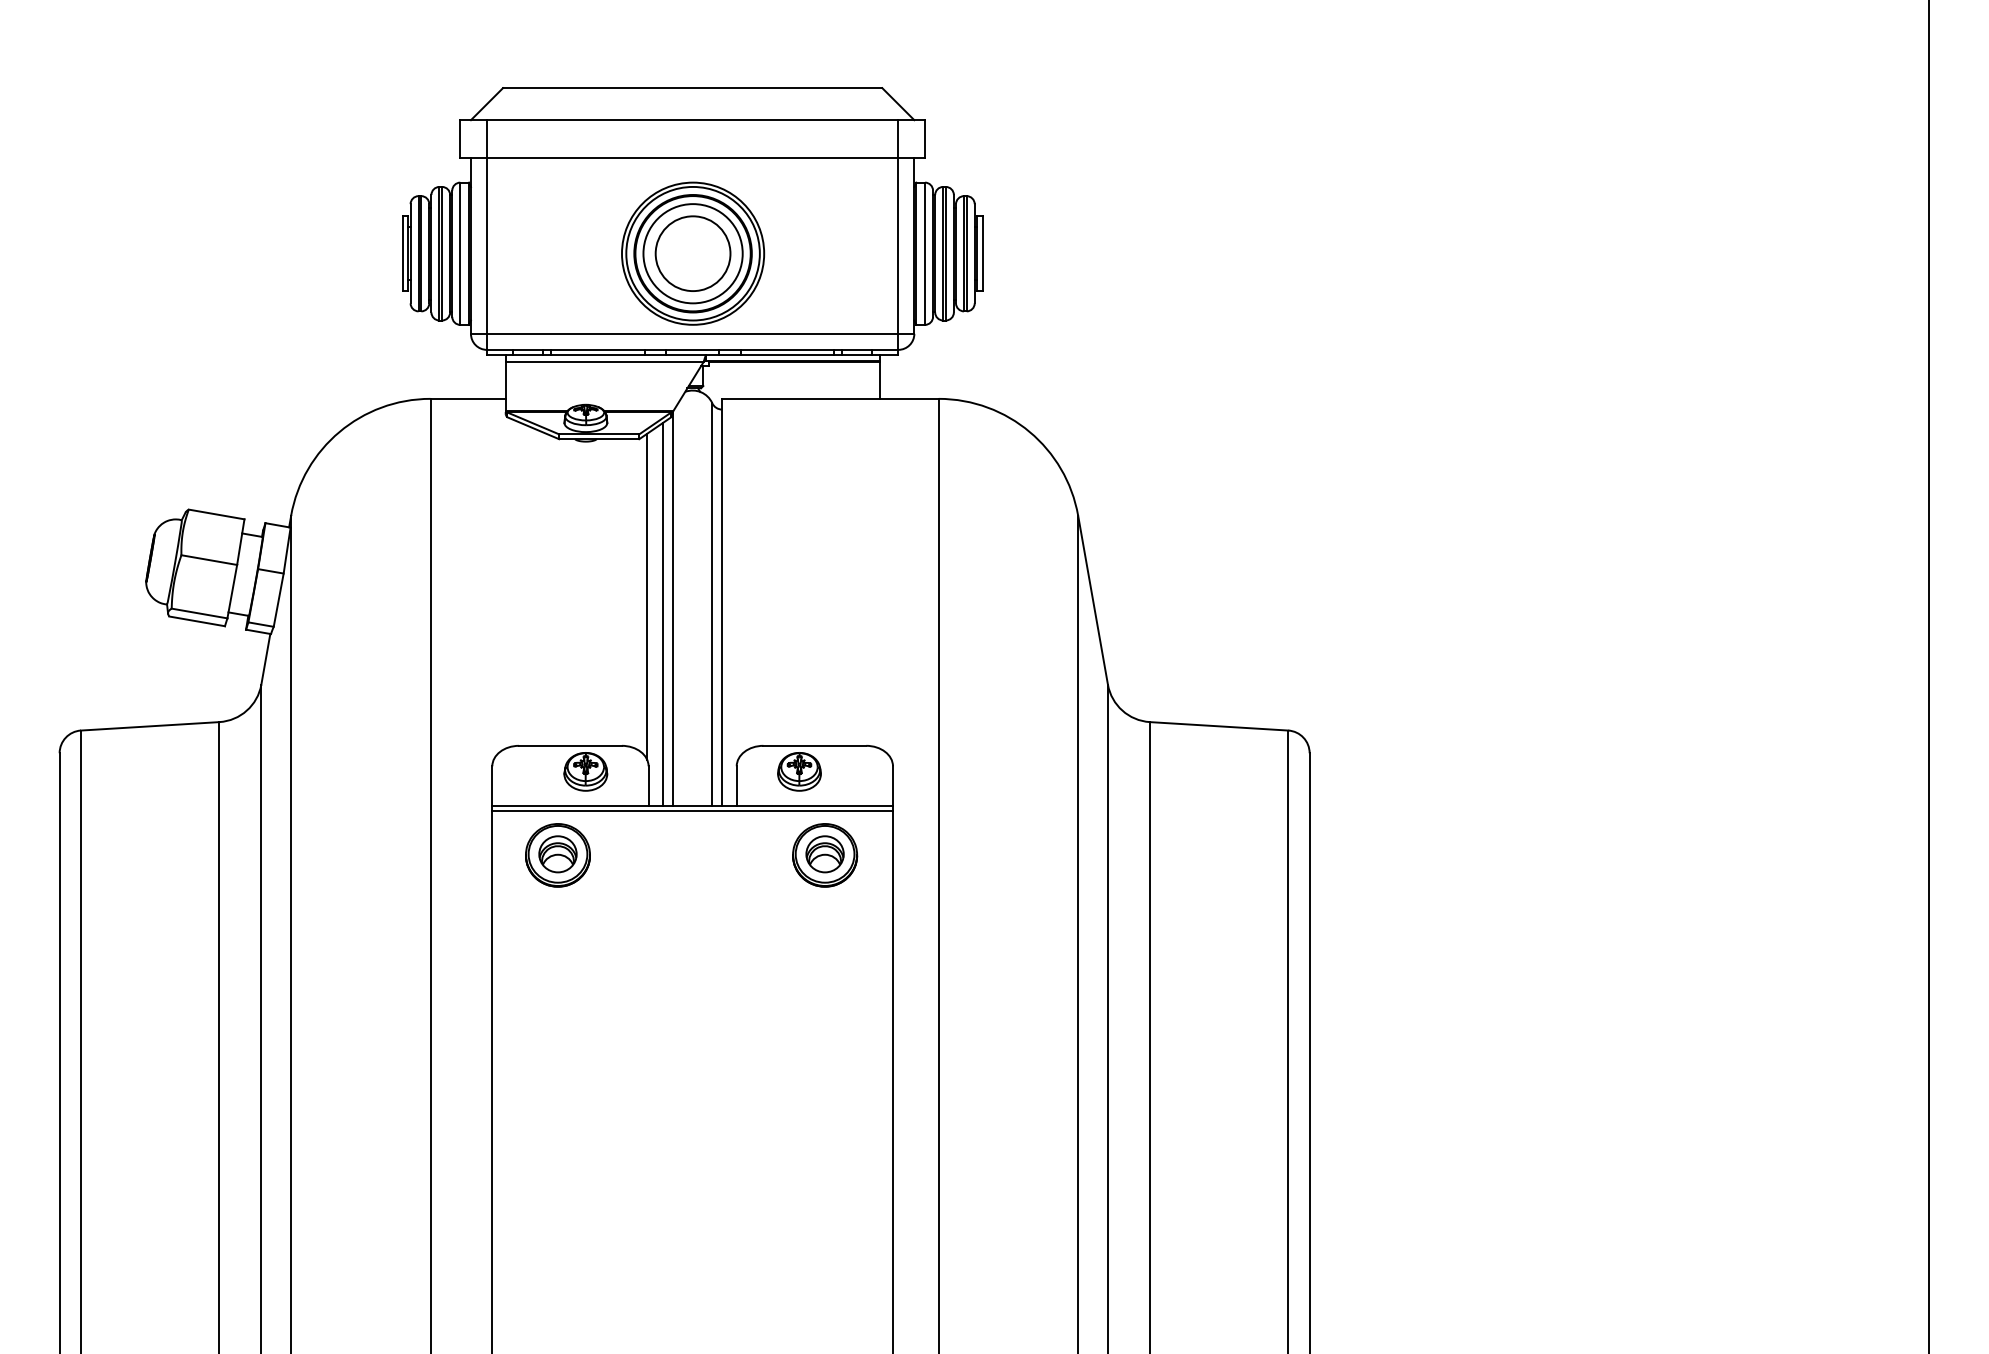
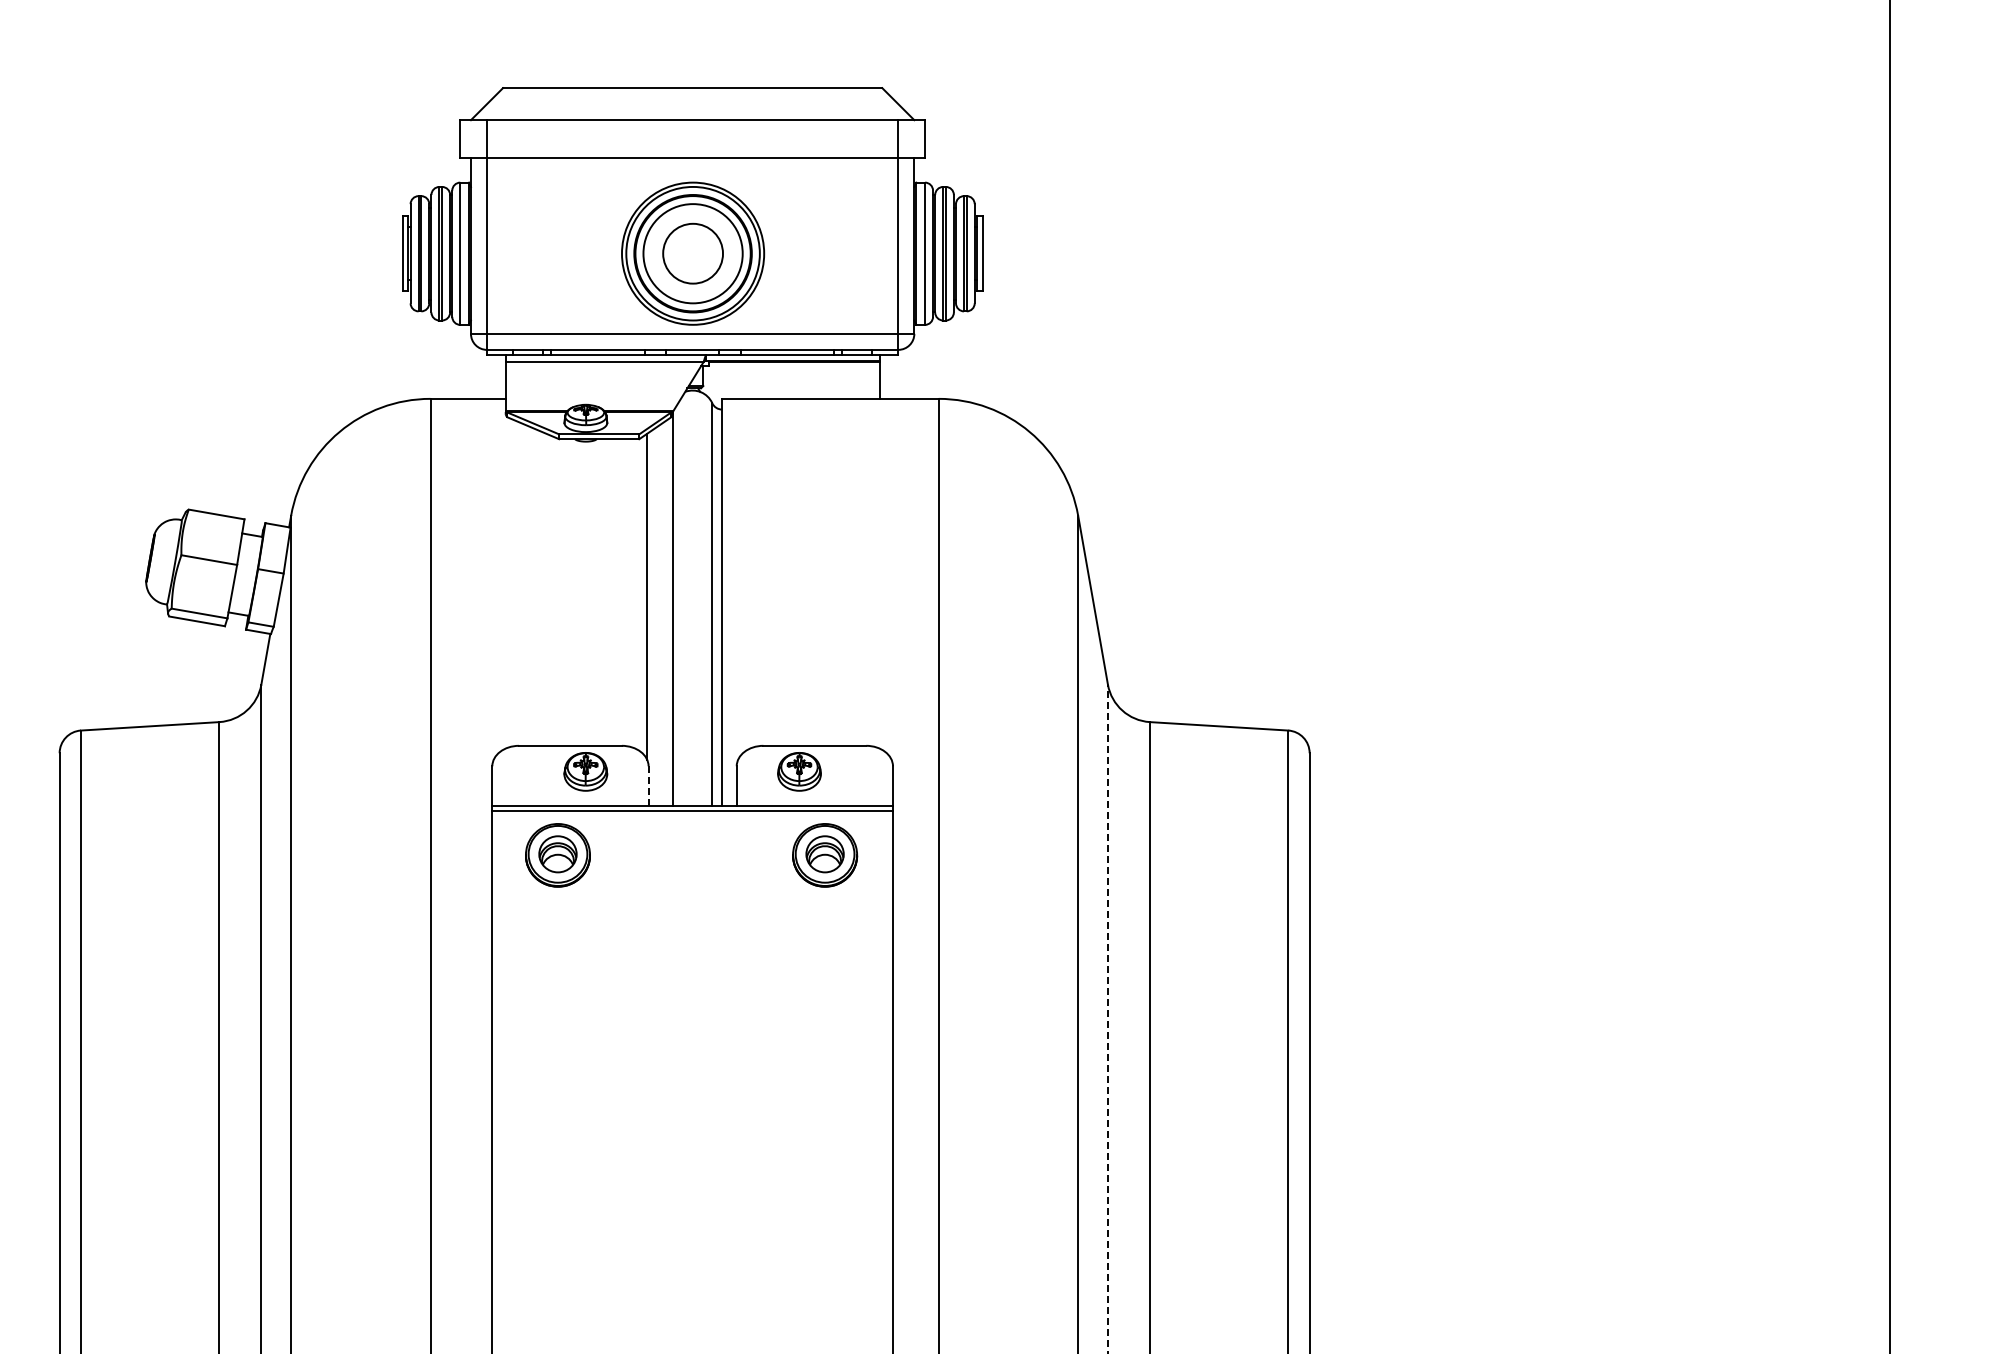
circle diameter: 75 px -> 60 px (693, 253)
line: present -> none (663, 614)
line position: (1929, 676) -> (1890, 676) (1890, 676)
line: solid -> dashed (648, 786)
line: solid -> dashed (1107, 1018)
